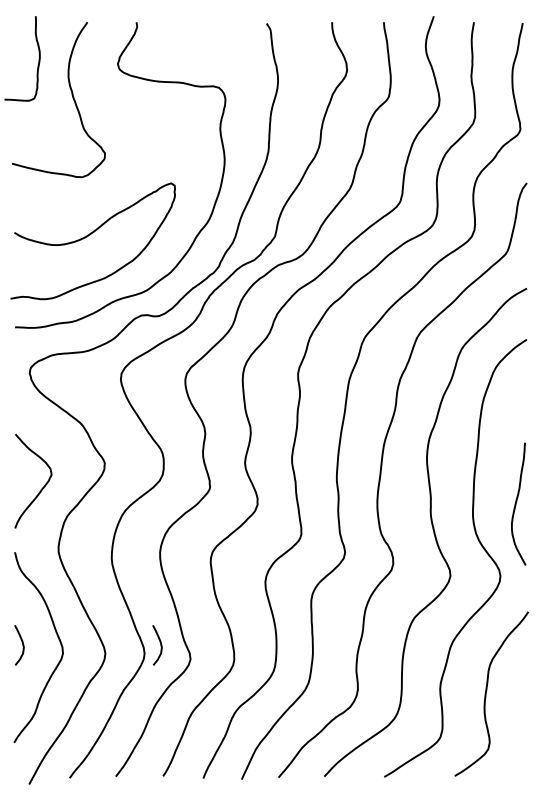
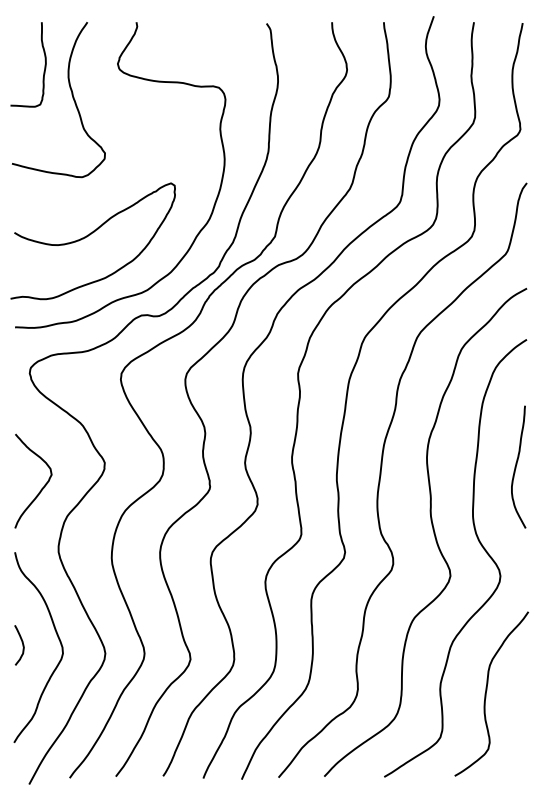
curve position: (38, 58) -> (44, 64) (44, 64)
curve position: (516, 503) -> (516, 466) (516, 466)
curve: present -> none (160, 645)
